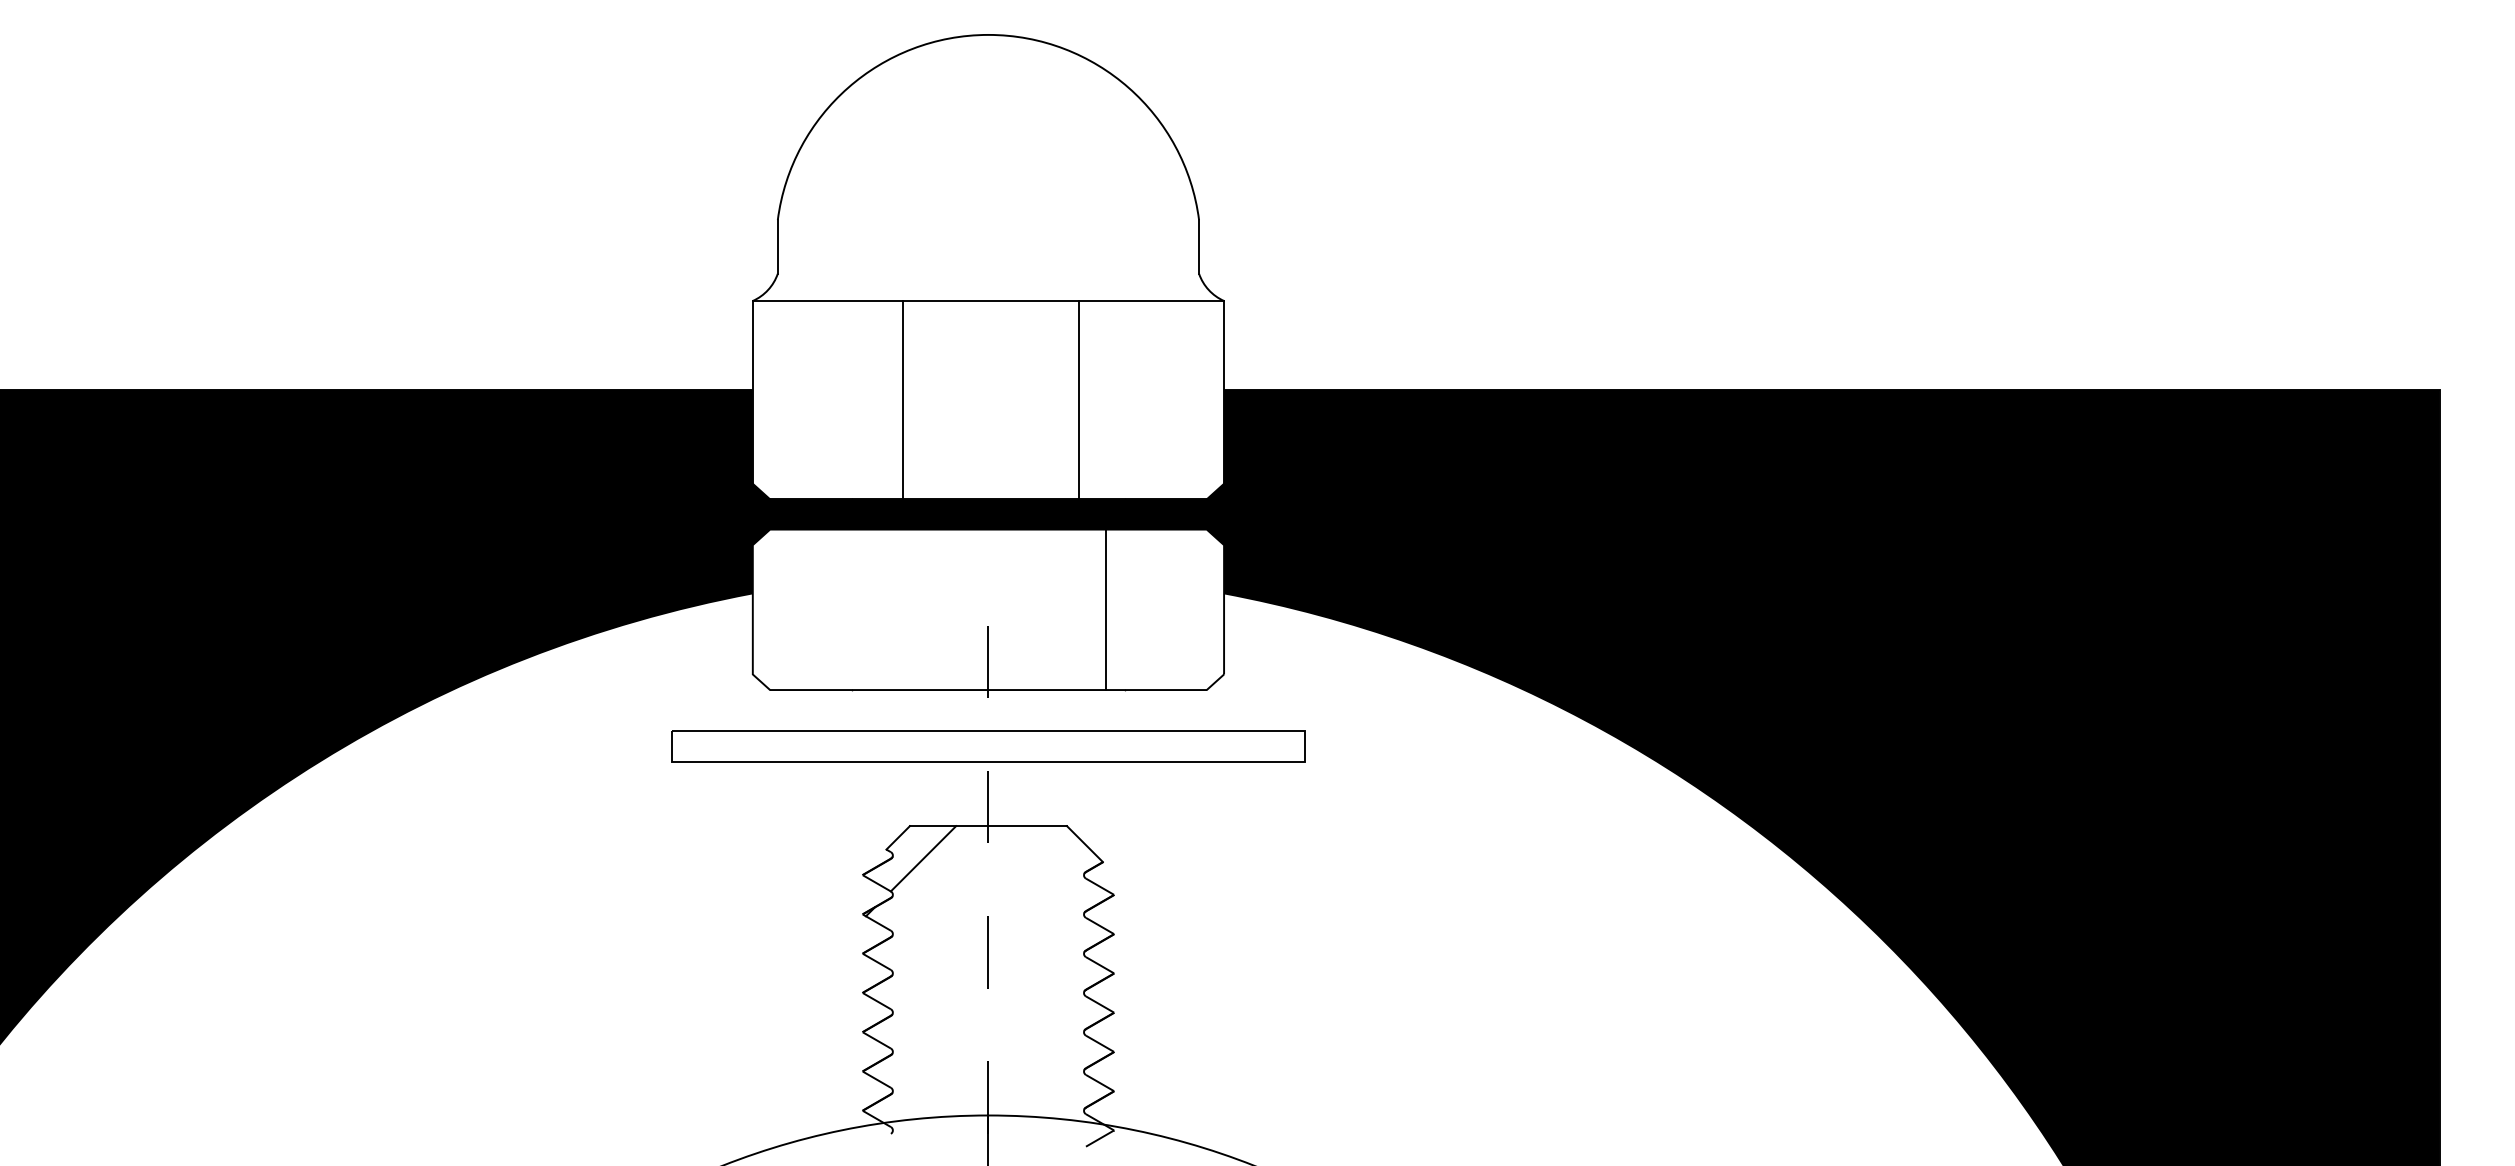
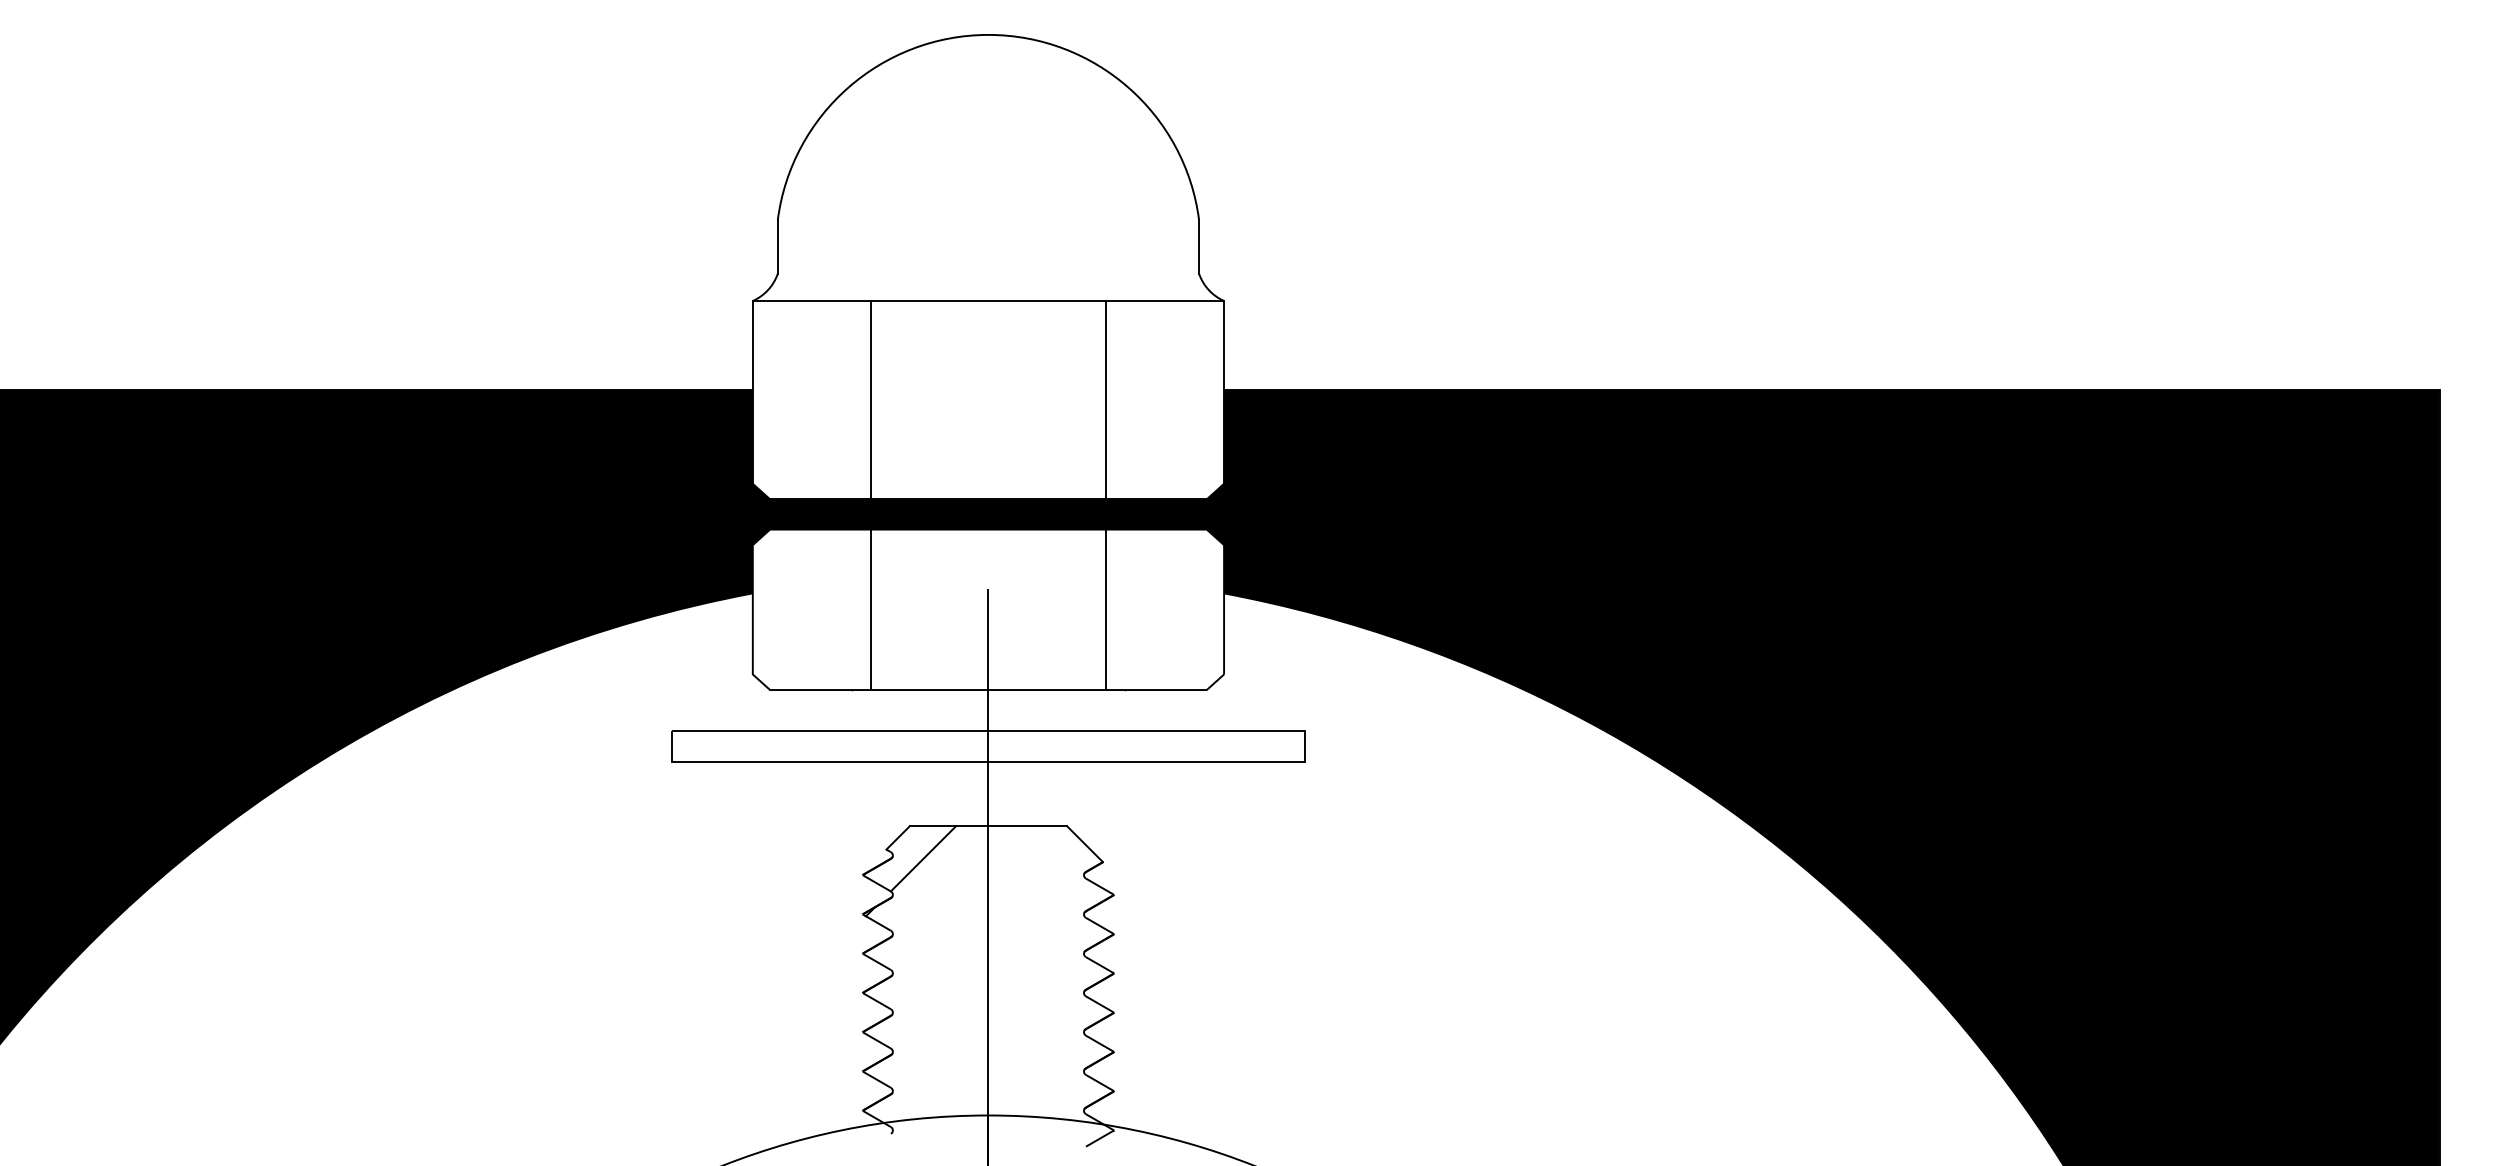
line position: (902, 400) -> (870, 400) (870, 400)
line position: (1079, 400) -> (1106, 400) (1106, 400)
line: none -> present (870, 609)
line: dashed -> solid (988, 877)
